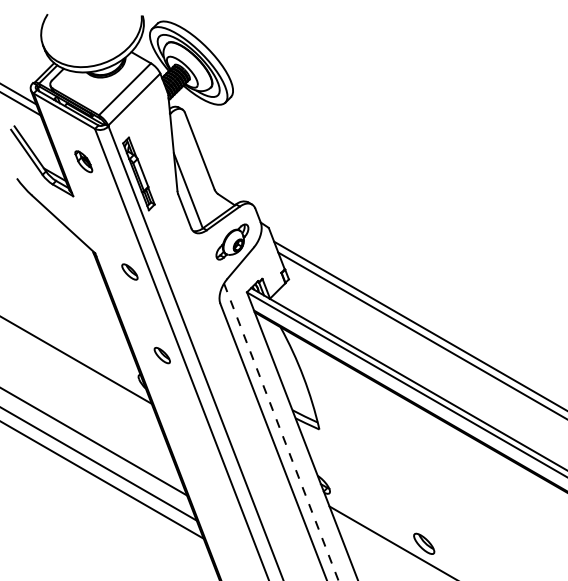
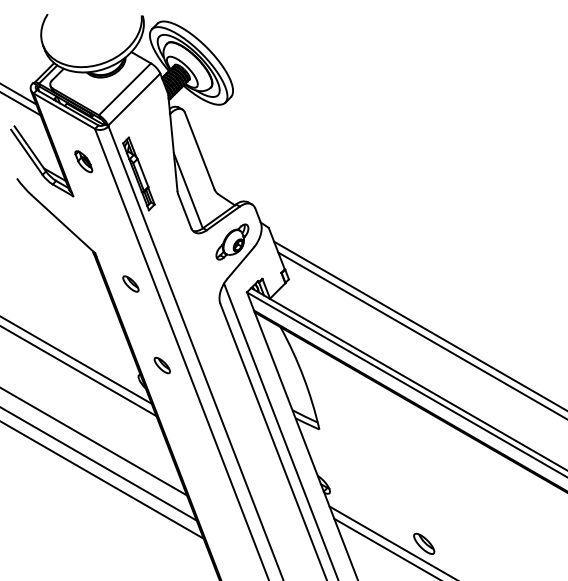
part position: (129, 271) -> (130, 283) (130, 283)
part position: (161, 355) -> (161, 365) (161, 365)
line: none -> present (79, 371)
line: dashed -> solid (281, 432)
line: none -> present (385, 547)
